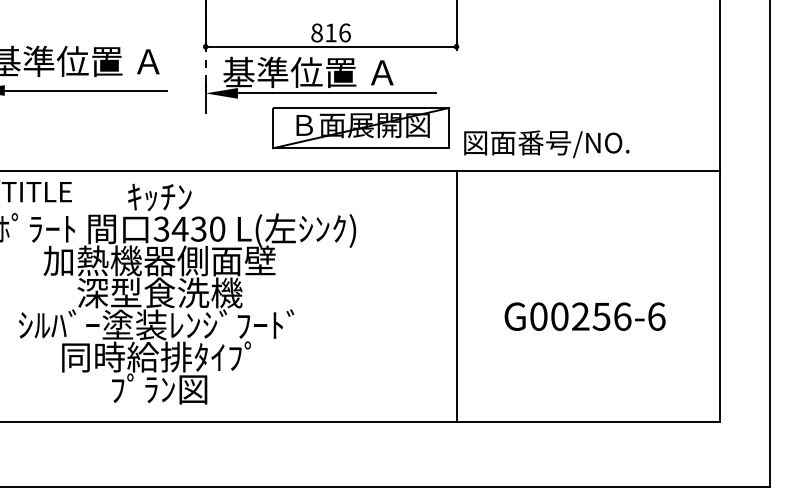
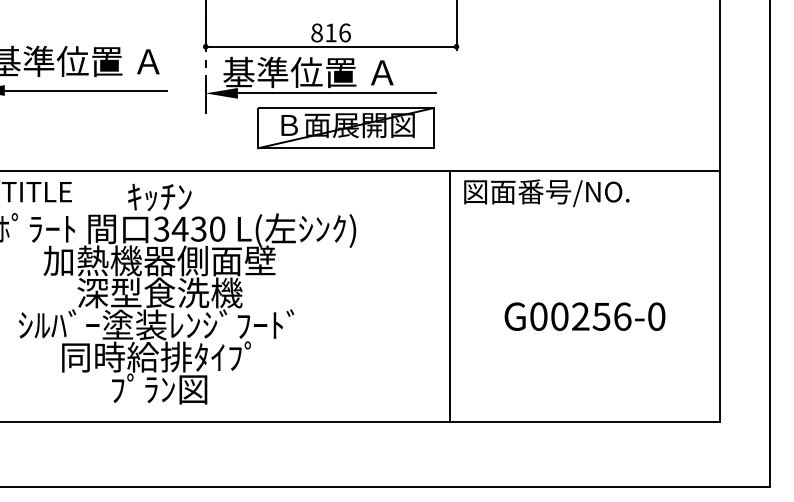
part position: (360, 128) -> (345, 128) (345, 128)
text position: (546, 144) -> (546, 193) (546, 193)
line position: (456, 296) -> (449, 296) (449, 296)
text: G00256-6 -> G00256-0 (656, 316)
